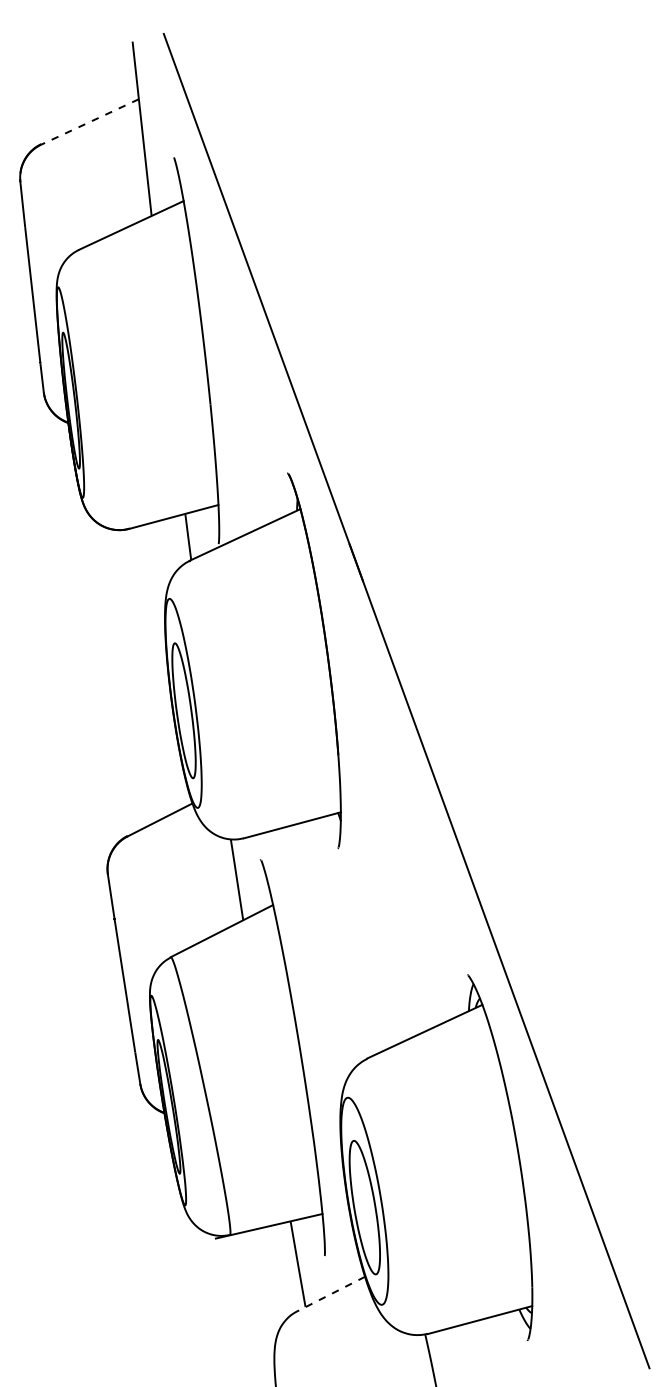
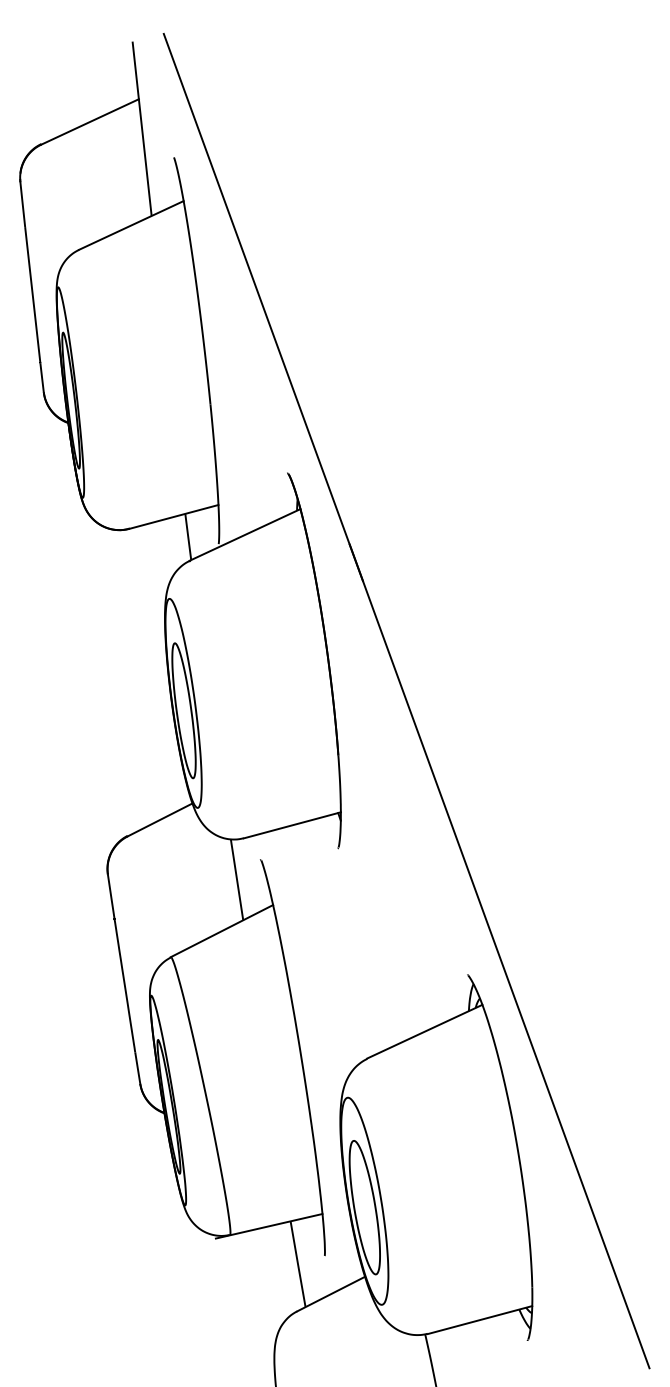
line: dashed -> solid (90, 121)
line: dashed -> solid (330, 1294)
